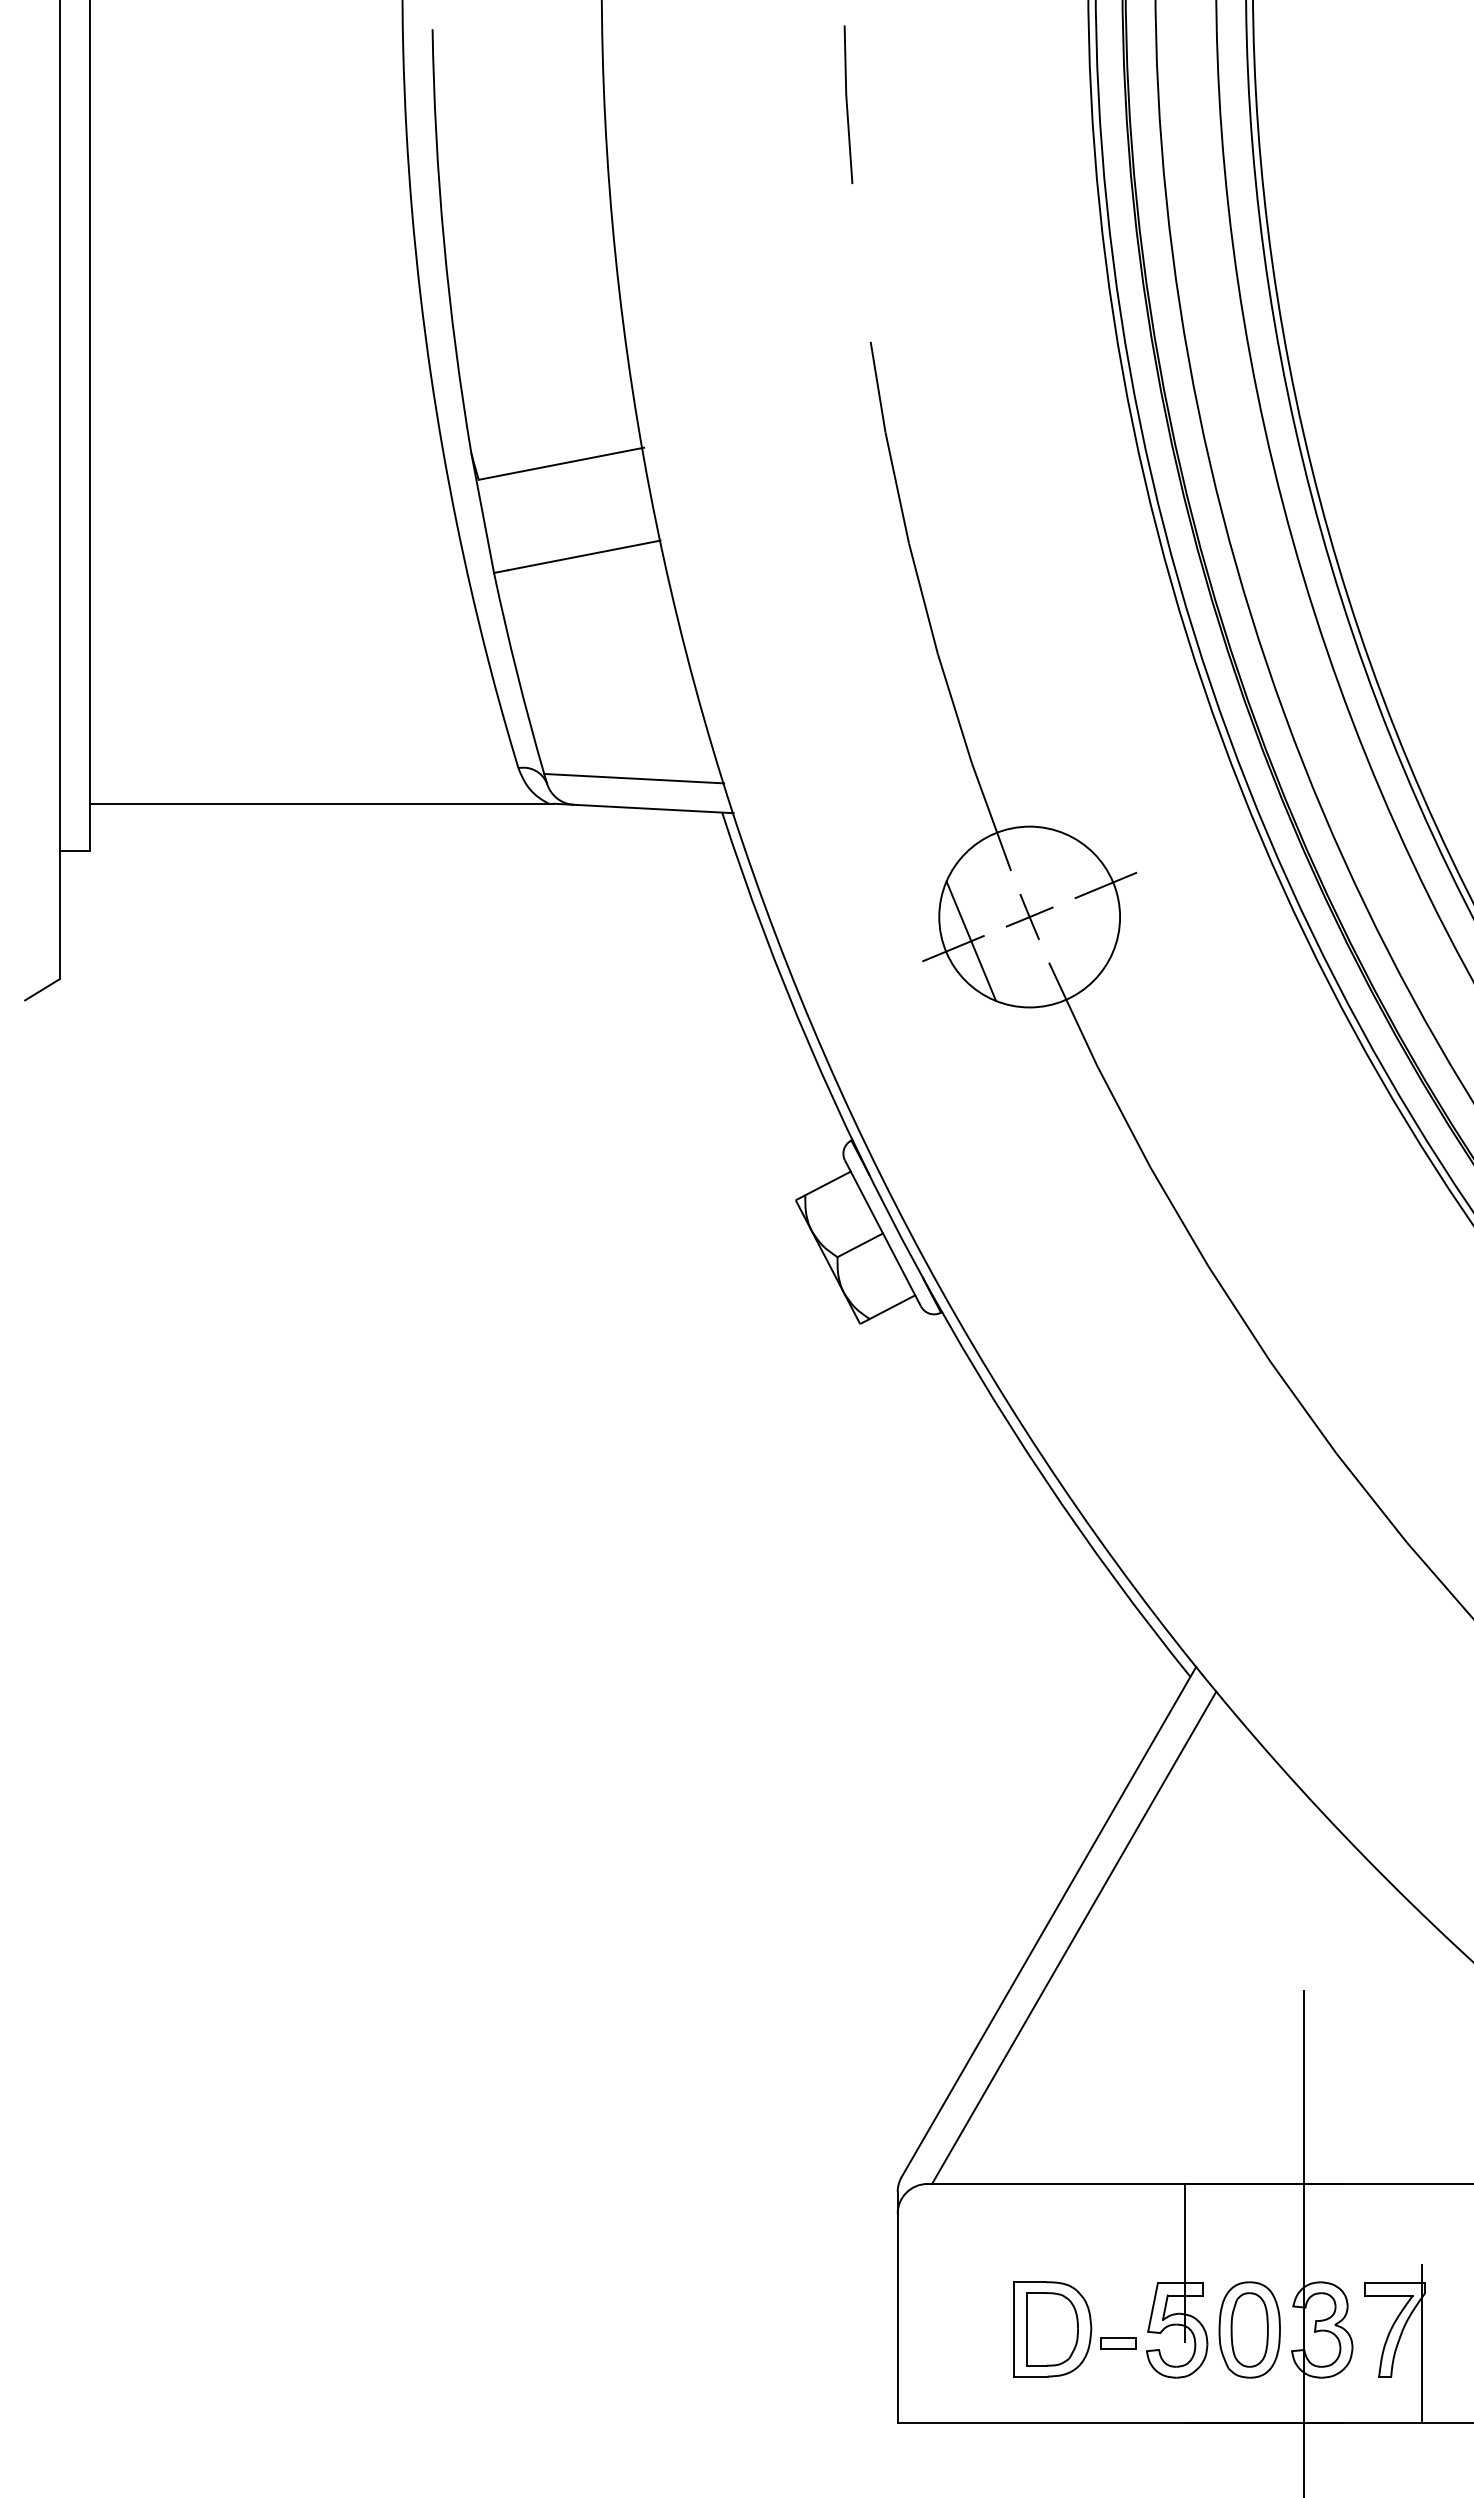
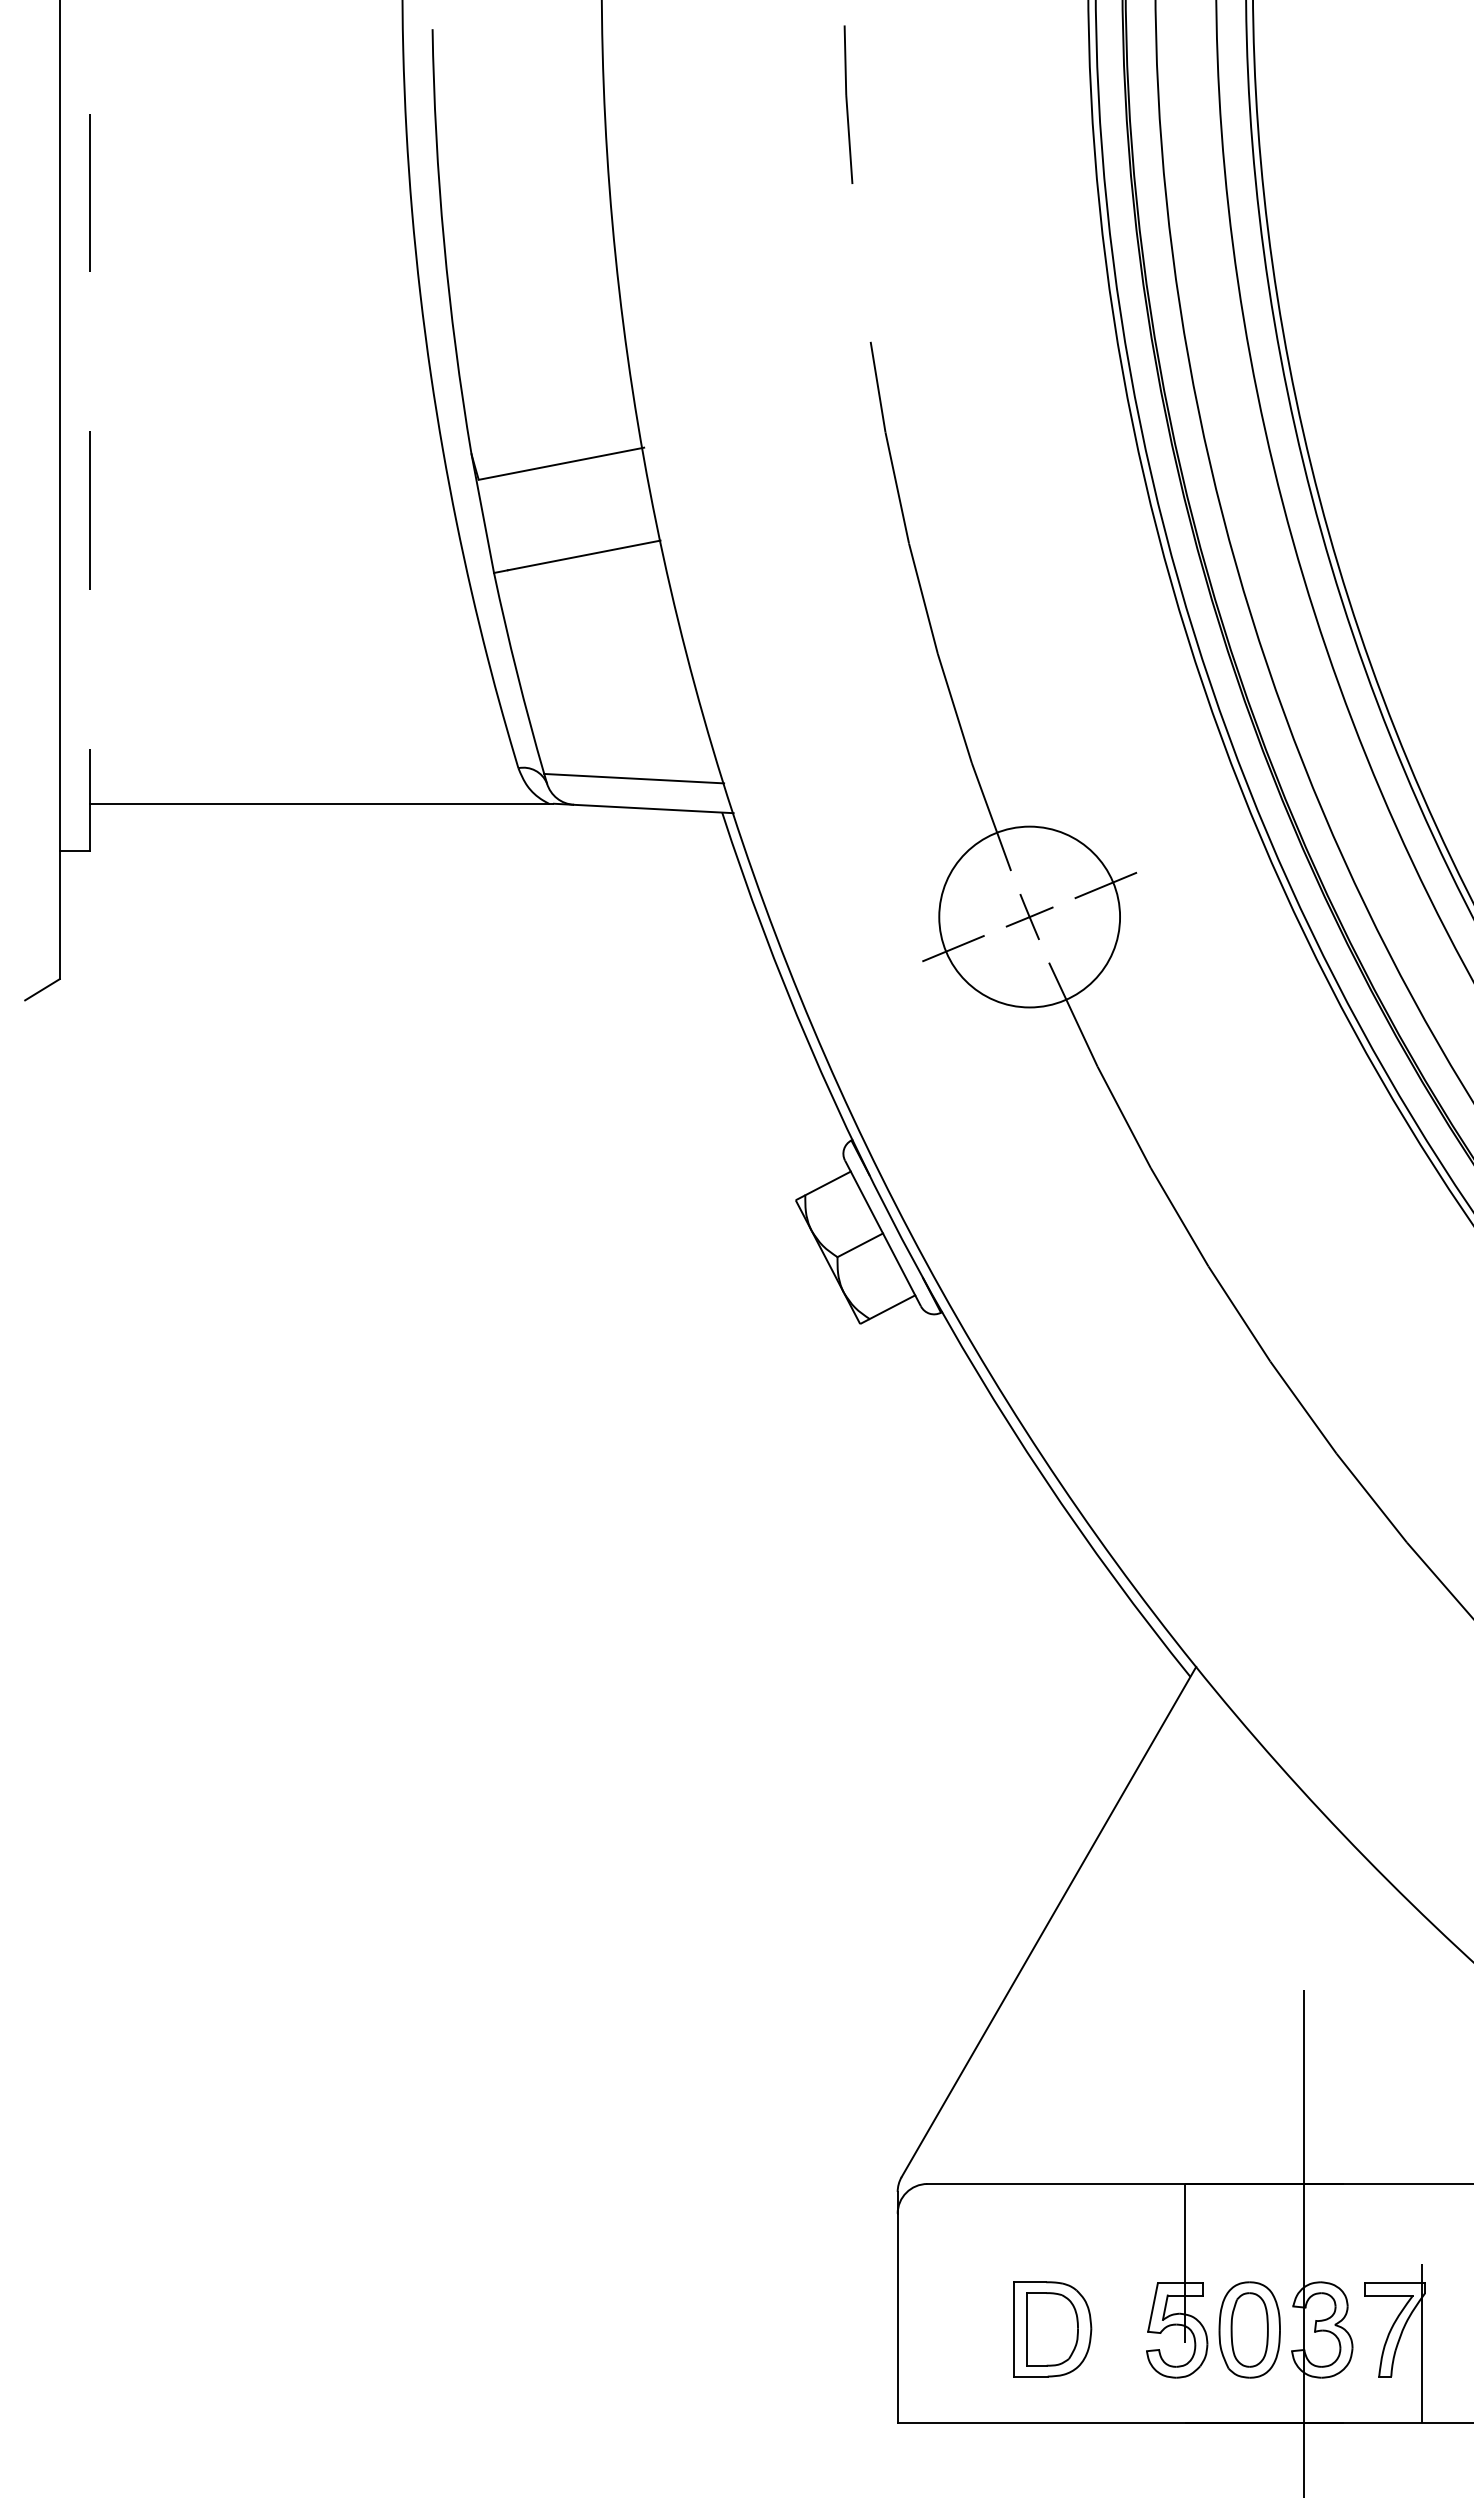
line: solid -> dashed (89, 401)
line: present -> none (971, 940)
line: present -> none (1074, 1937)
part: present -> none (1118, 2343)
